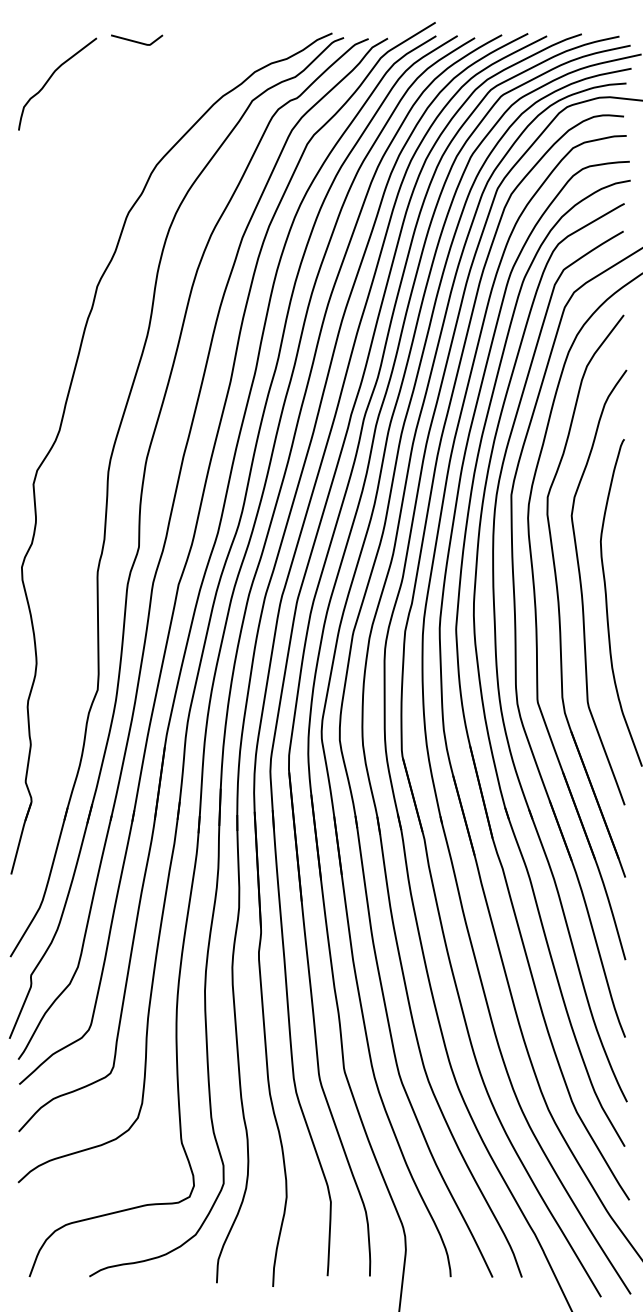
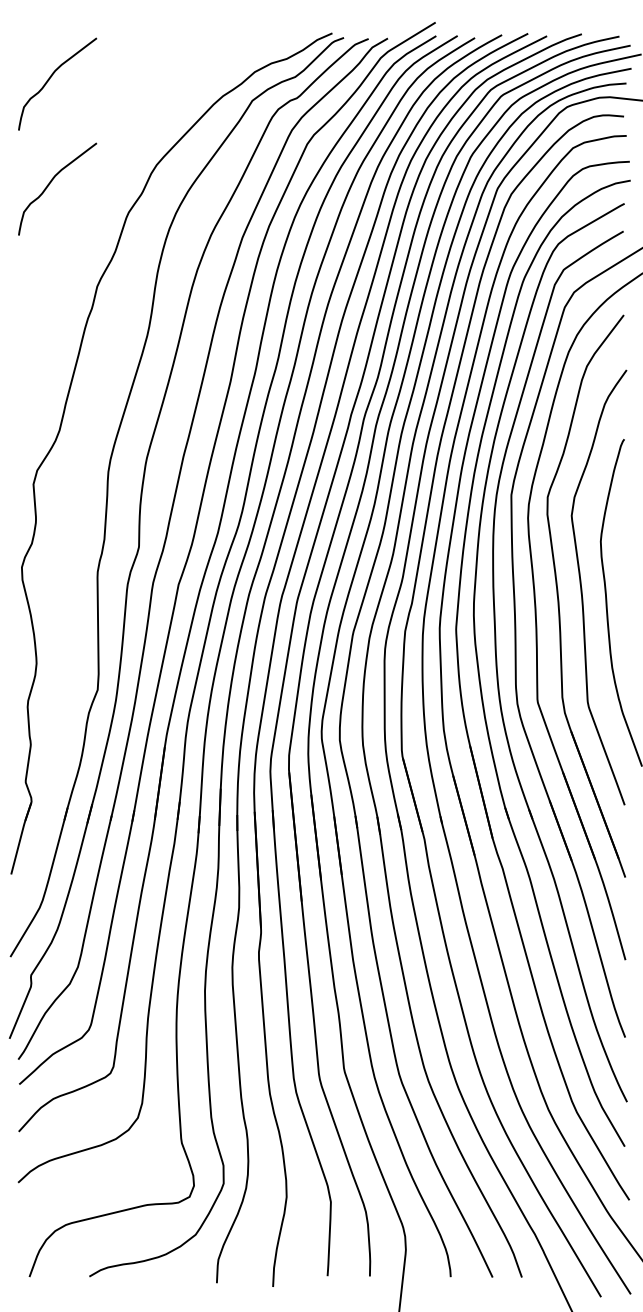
line: present -> none (137, 41)
curve: none -> present (51, 182)
